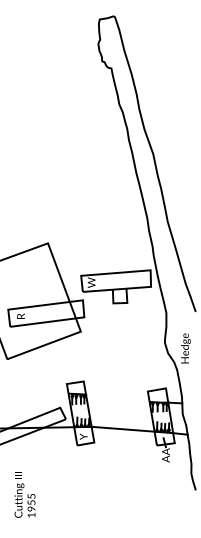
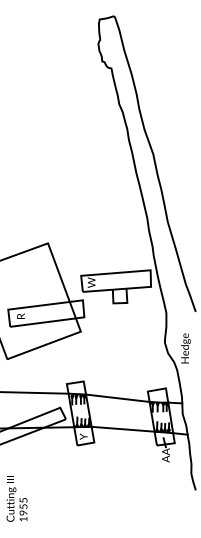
line: none -> present (35, 392)
line: none -> present (117, 397)
text position: (24, 494) -> (16, 498) (16, 498)
